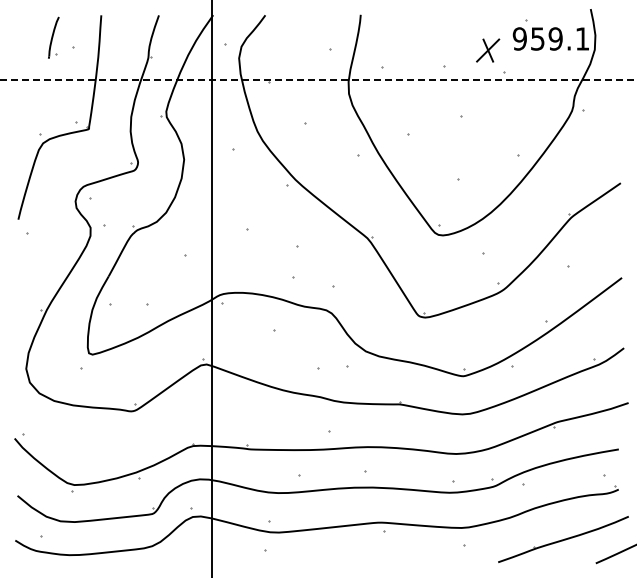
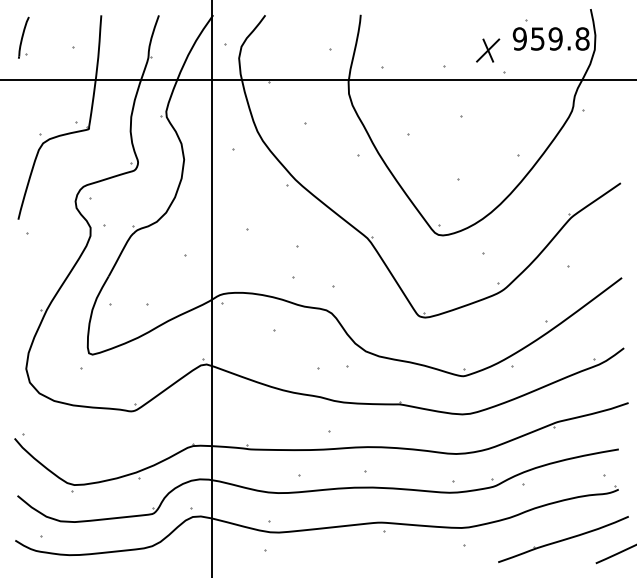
part position: (53, 37) -> (23, 37) (23, 37)
text: 959.1 -> 959.8 (582, 38)
line: dashed -> solid (319, 80)
